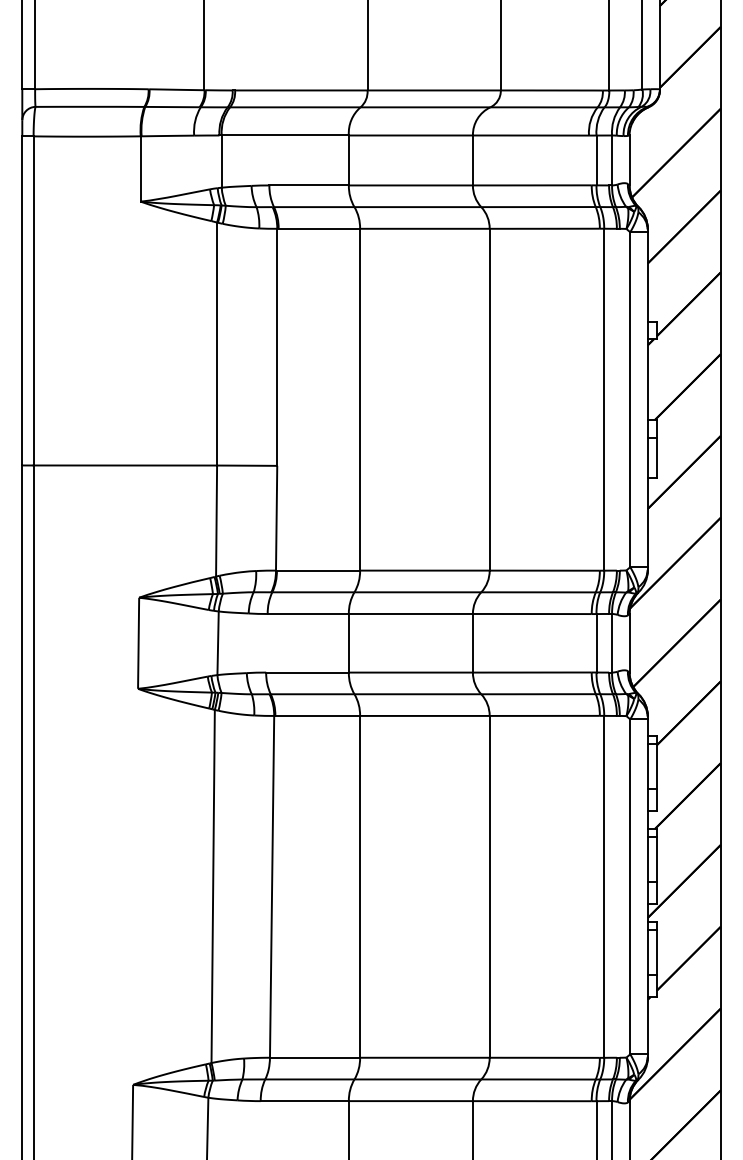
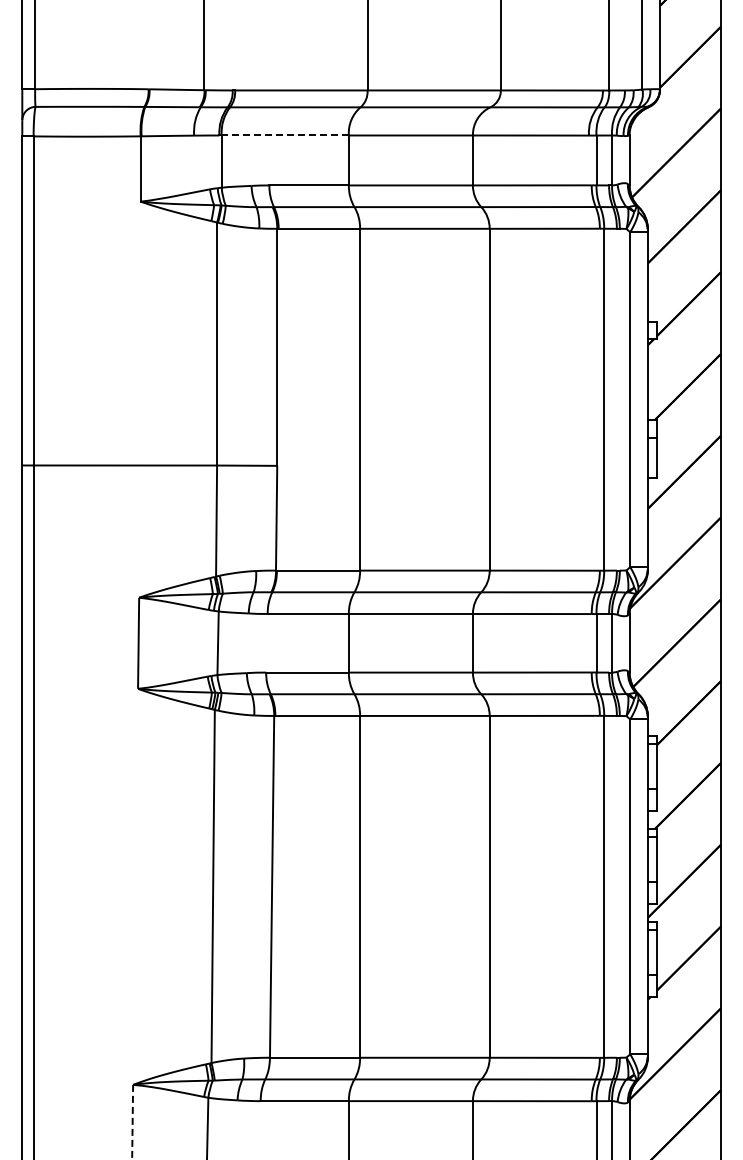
line: solid -> dashed (285, 135)
line: solid -> dashed (132, 1122)
